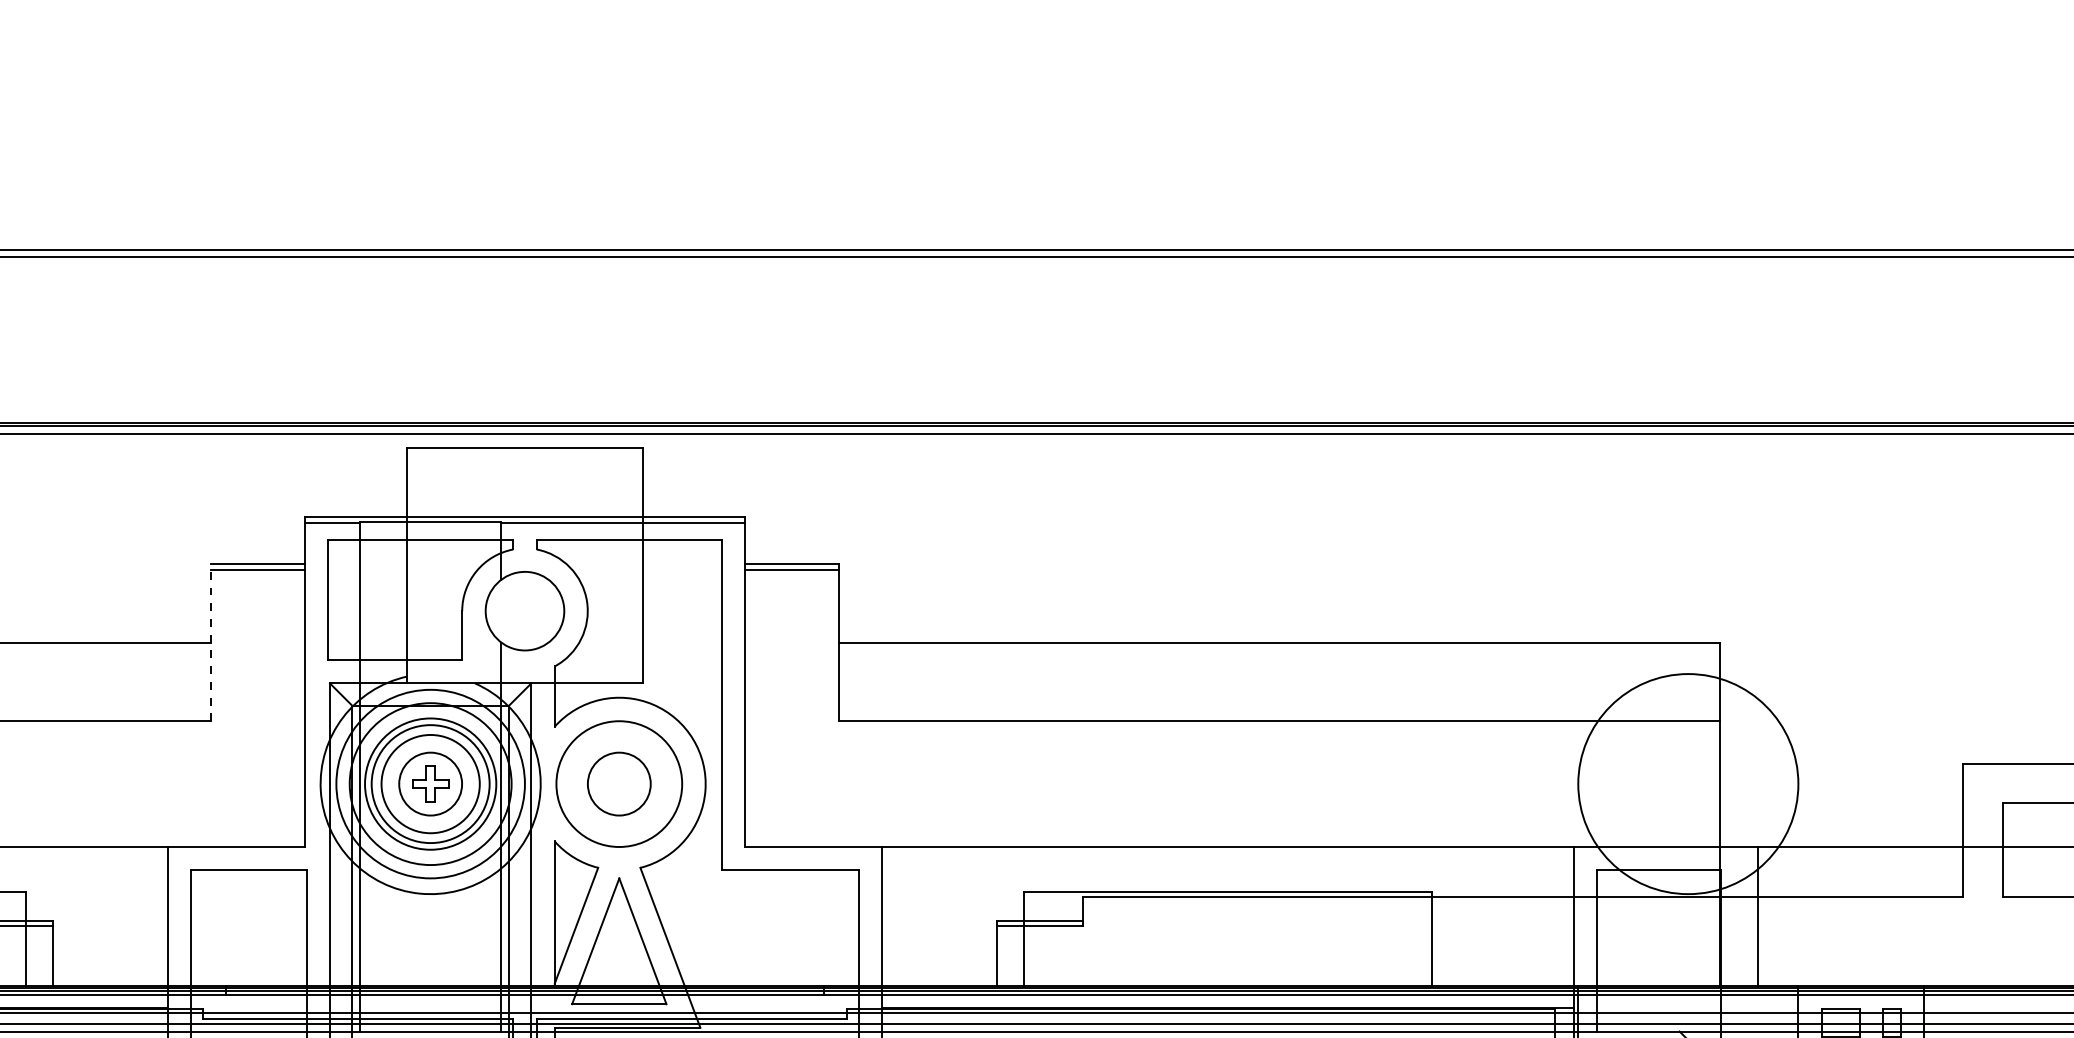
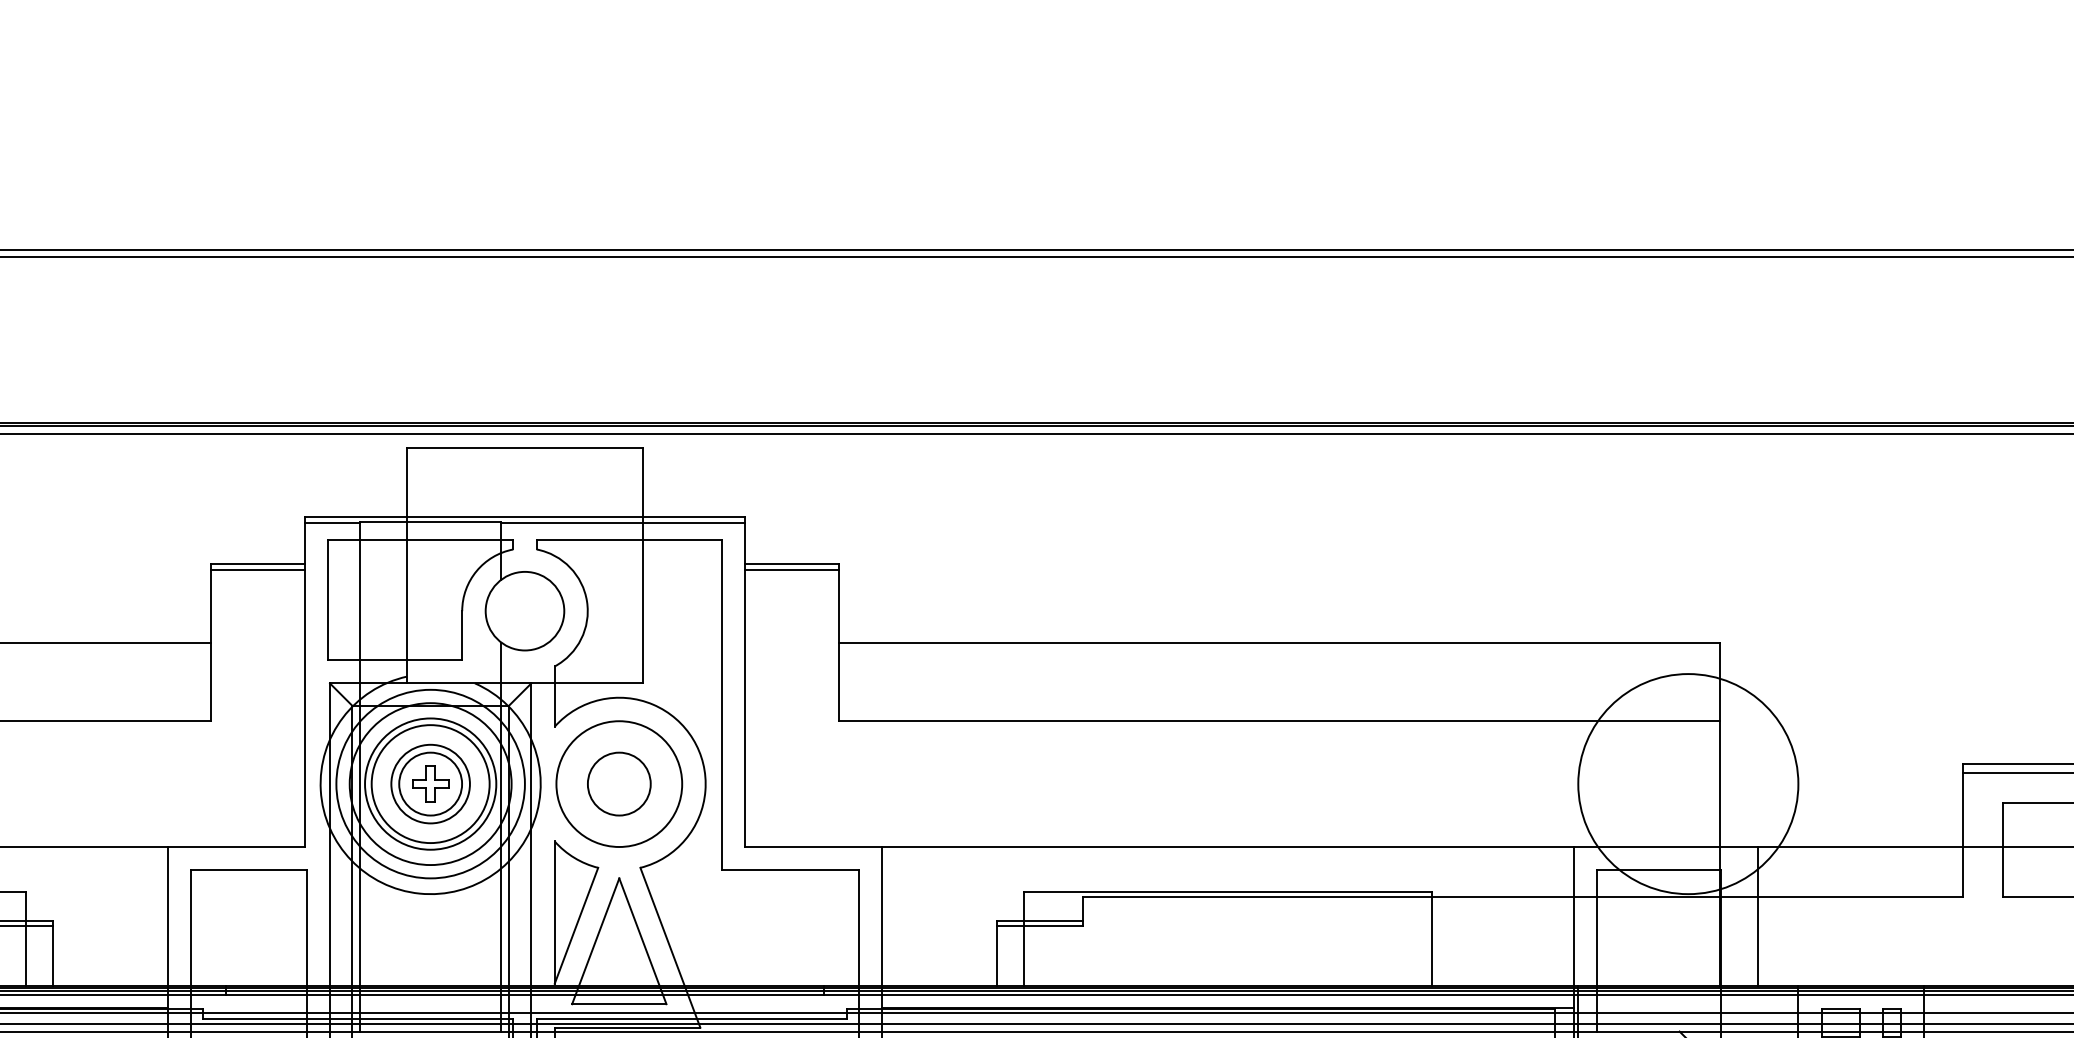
line: dashed -> solid (210, 642)
line: none -> present (2016, 773)
circle diameter: 98 px -> 79 px (430, 783)
